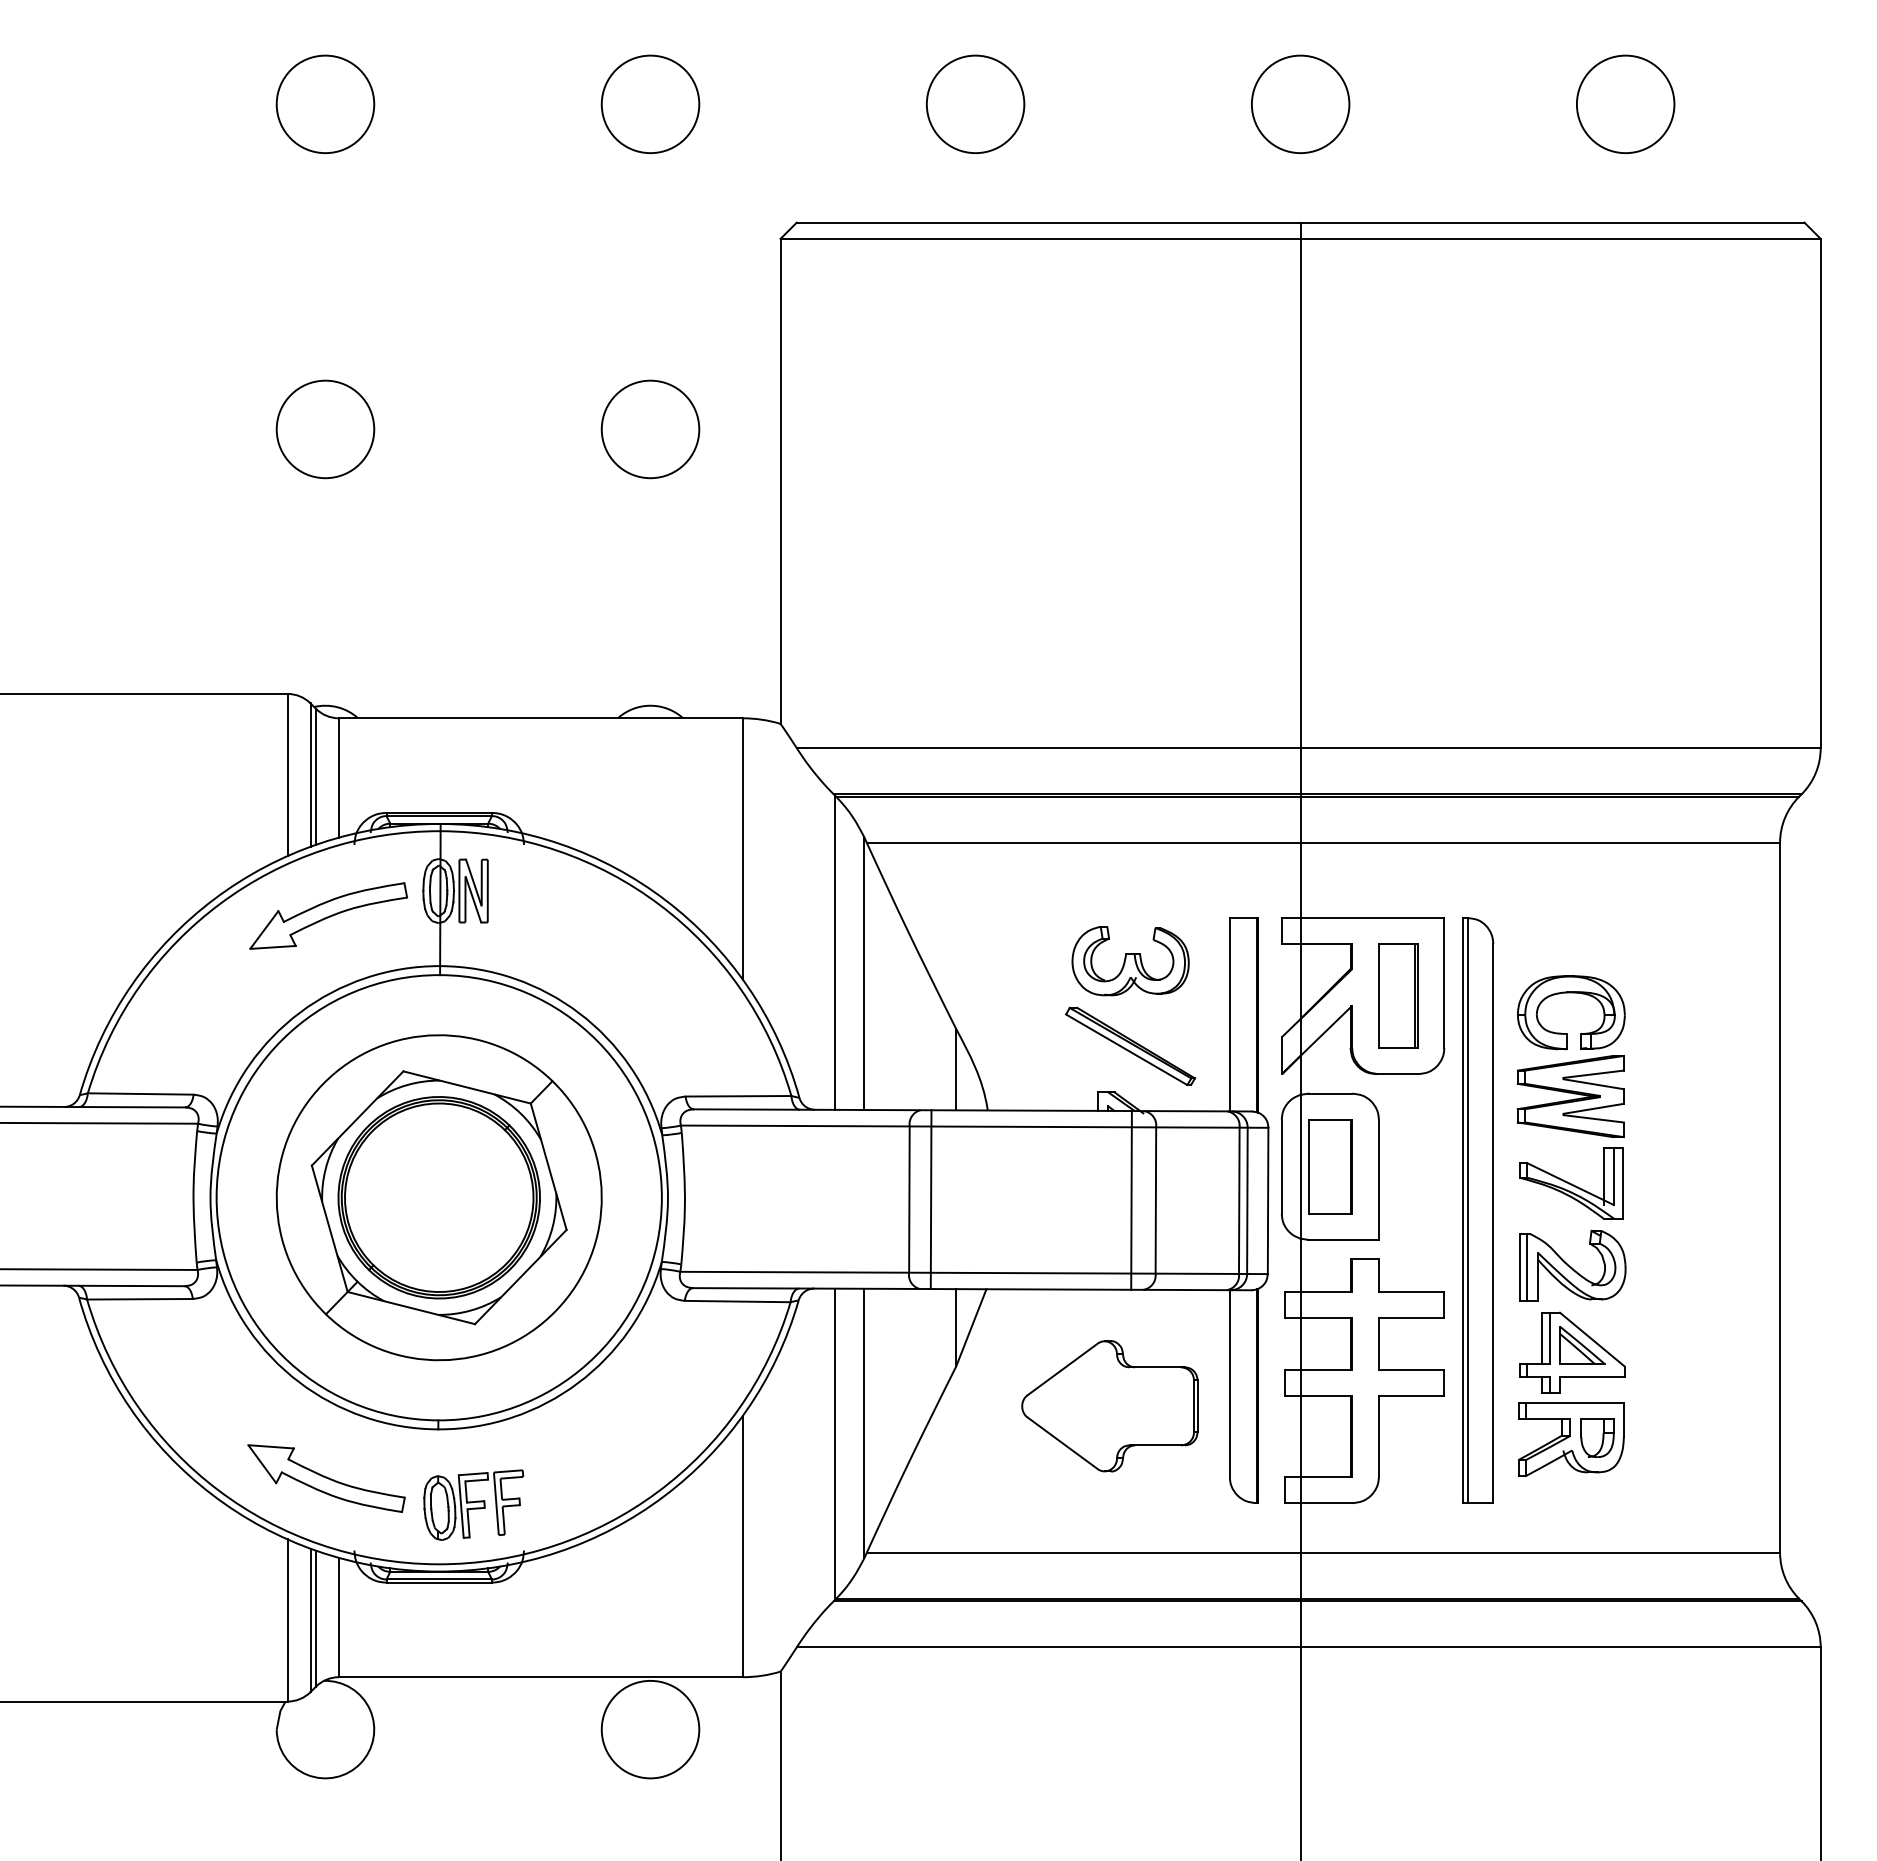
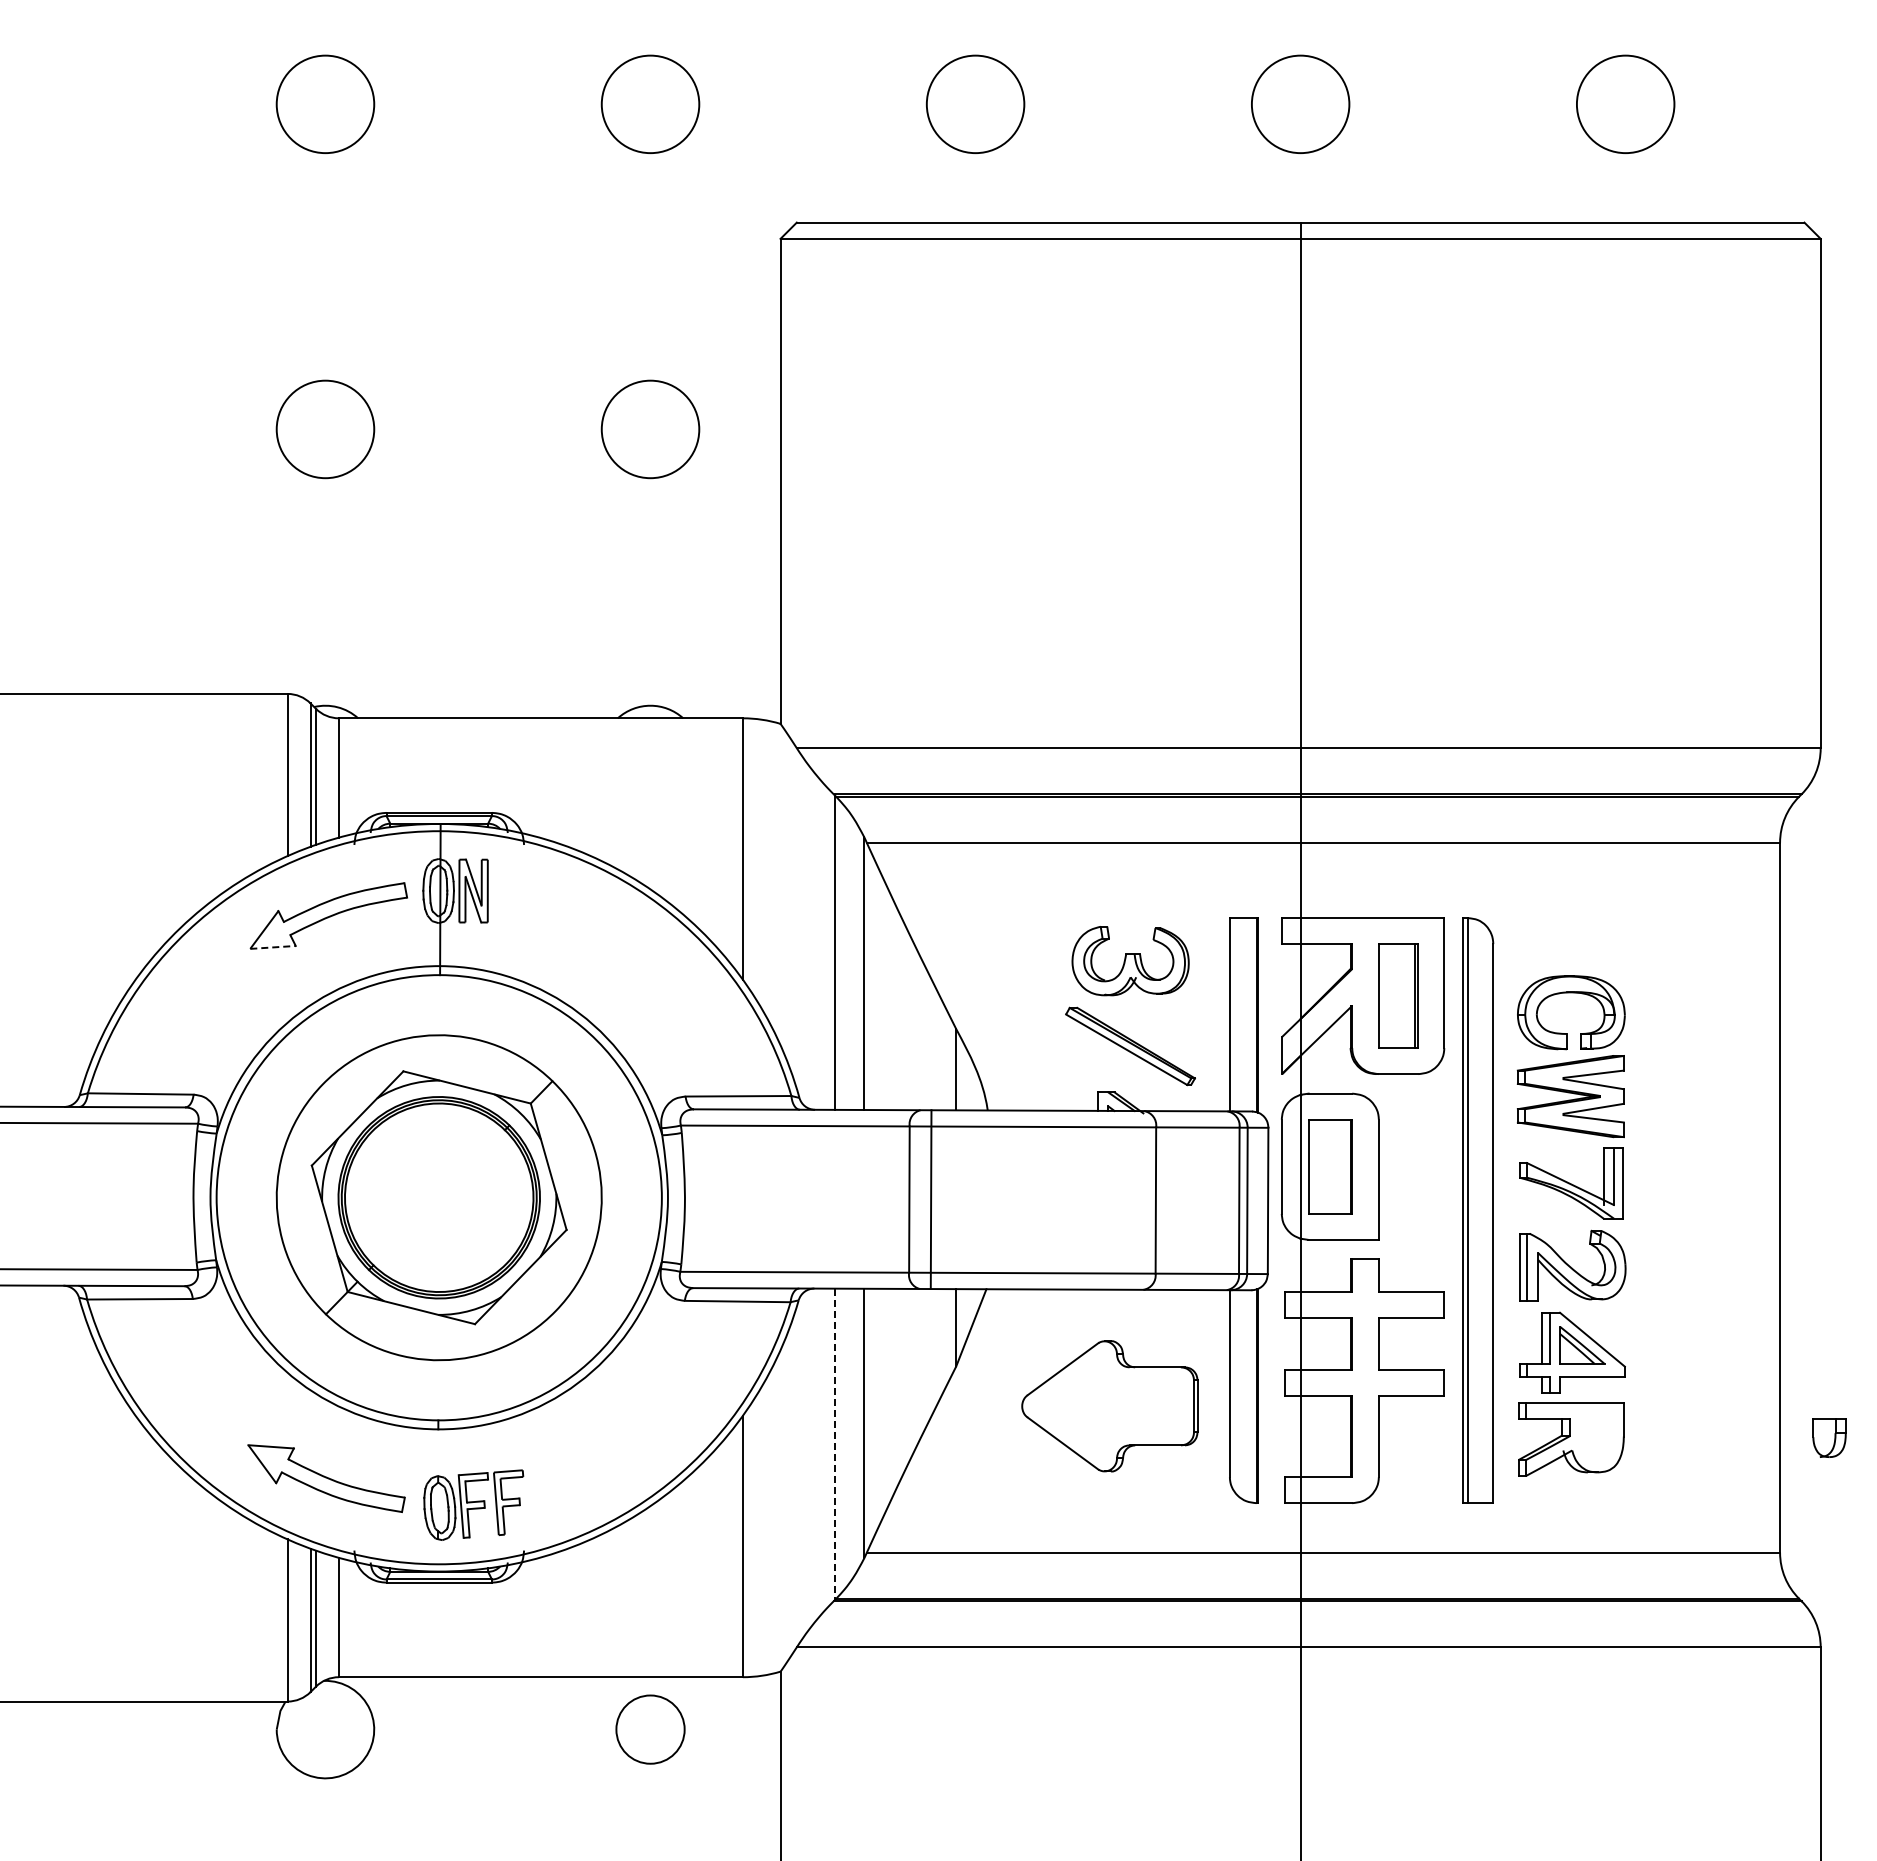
line: solid -> dashed (273, 947)
line: present -> none (1131, 1200)
part position: (1597, 1437) -> (1829, 1437) (1829, 1437)
line: solid -> dashed (834, 1444)
circle diameter: 98 px -> 68 px (650, 1729)
